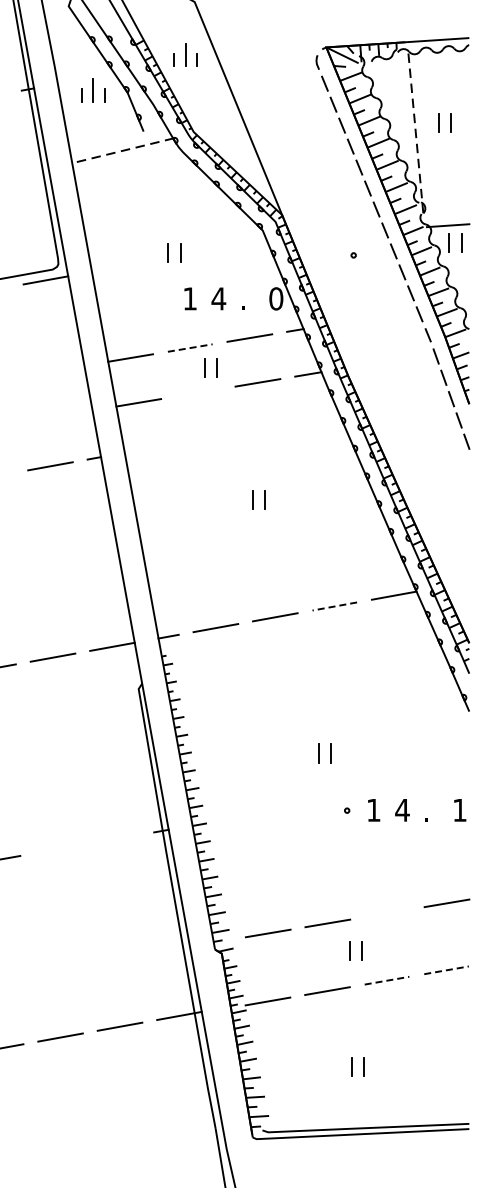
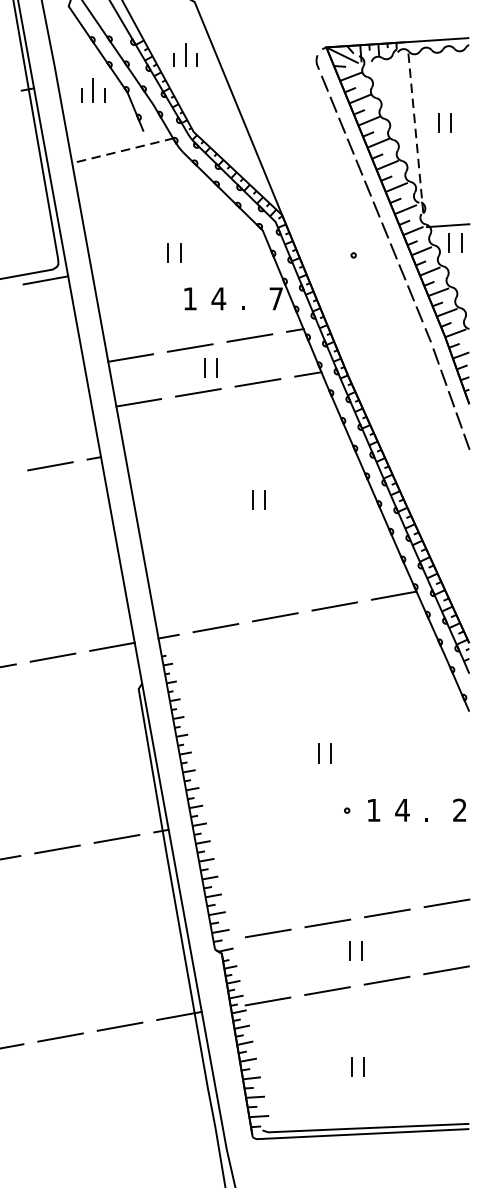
text: 0 -> 7 (276, 298)
line: dashed -> solid (190, 348)
line: none -> present (198, 392)
line: dashed -> solid (334, 606)
text: 1 -> 2 (459, 809)
line: none -> present (116, 838)
line: none -> present (57, 849)
line: none -> present (387, 913)
line: dashed -> solid (446, 970)
line: dashed -> solid (387, 980)
